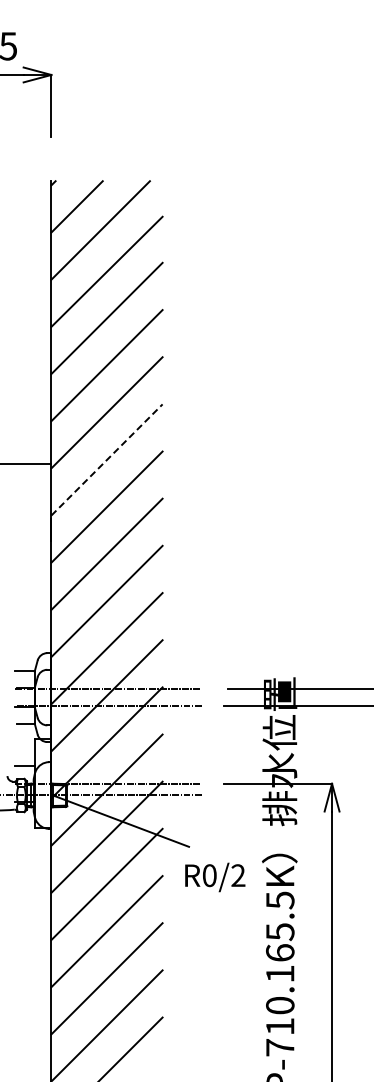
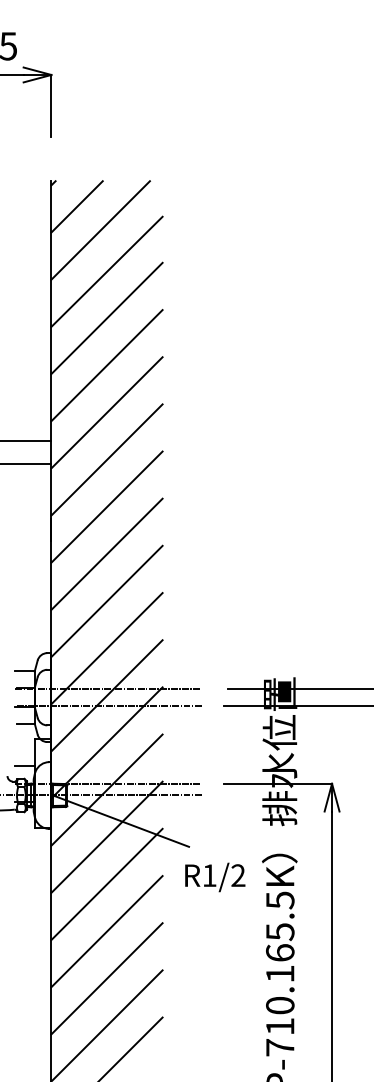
line: none -> present (26, 441)
line: dashed -> solid (107, 459)
text: R0/2 -> R1/2 (209, 875)
